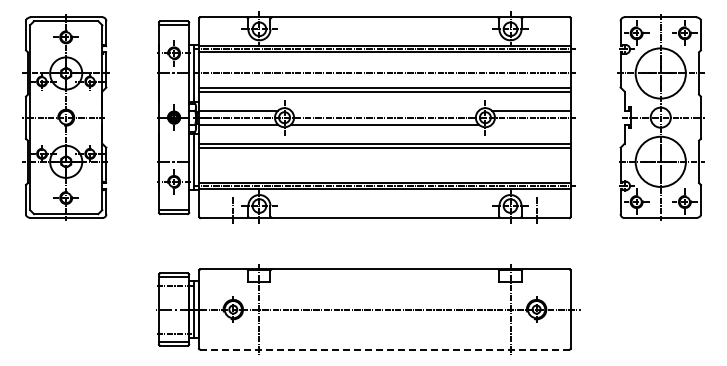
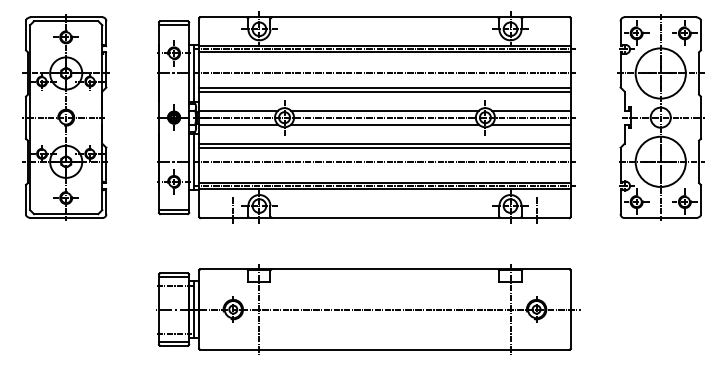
line: none -> present (384, 110)
line: none -> present (530, 124)
line: none -> present (384, 161)
line: dashed -> solid (384, 349)
